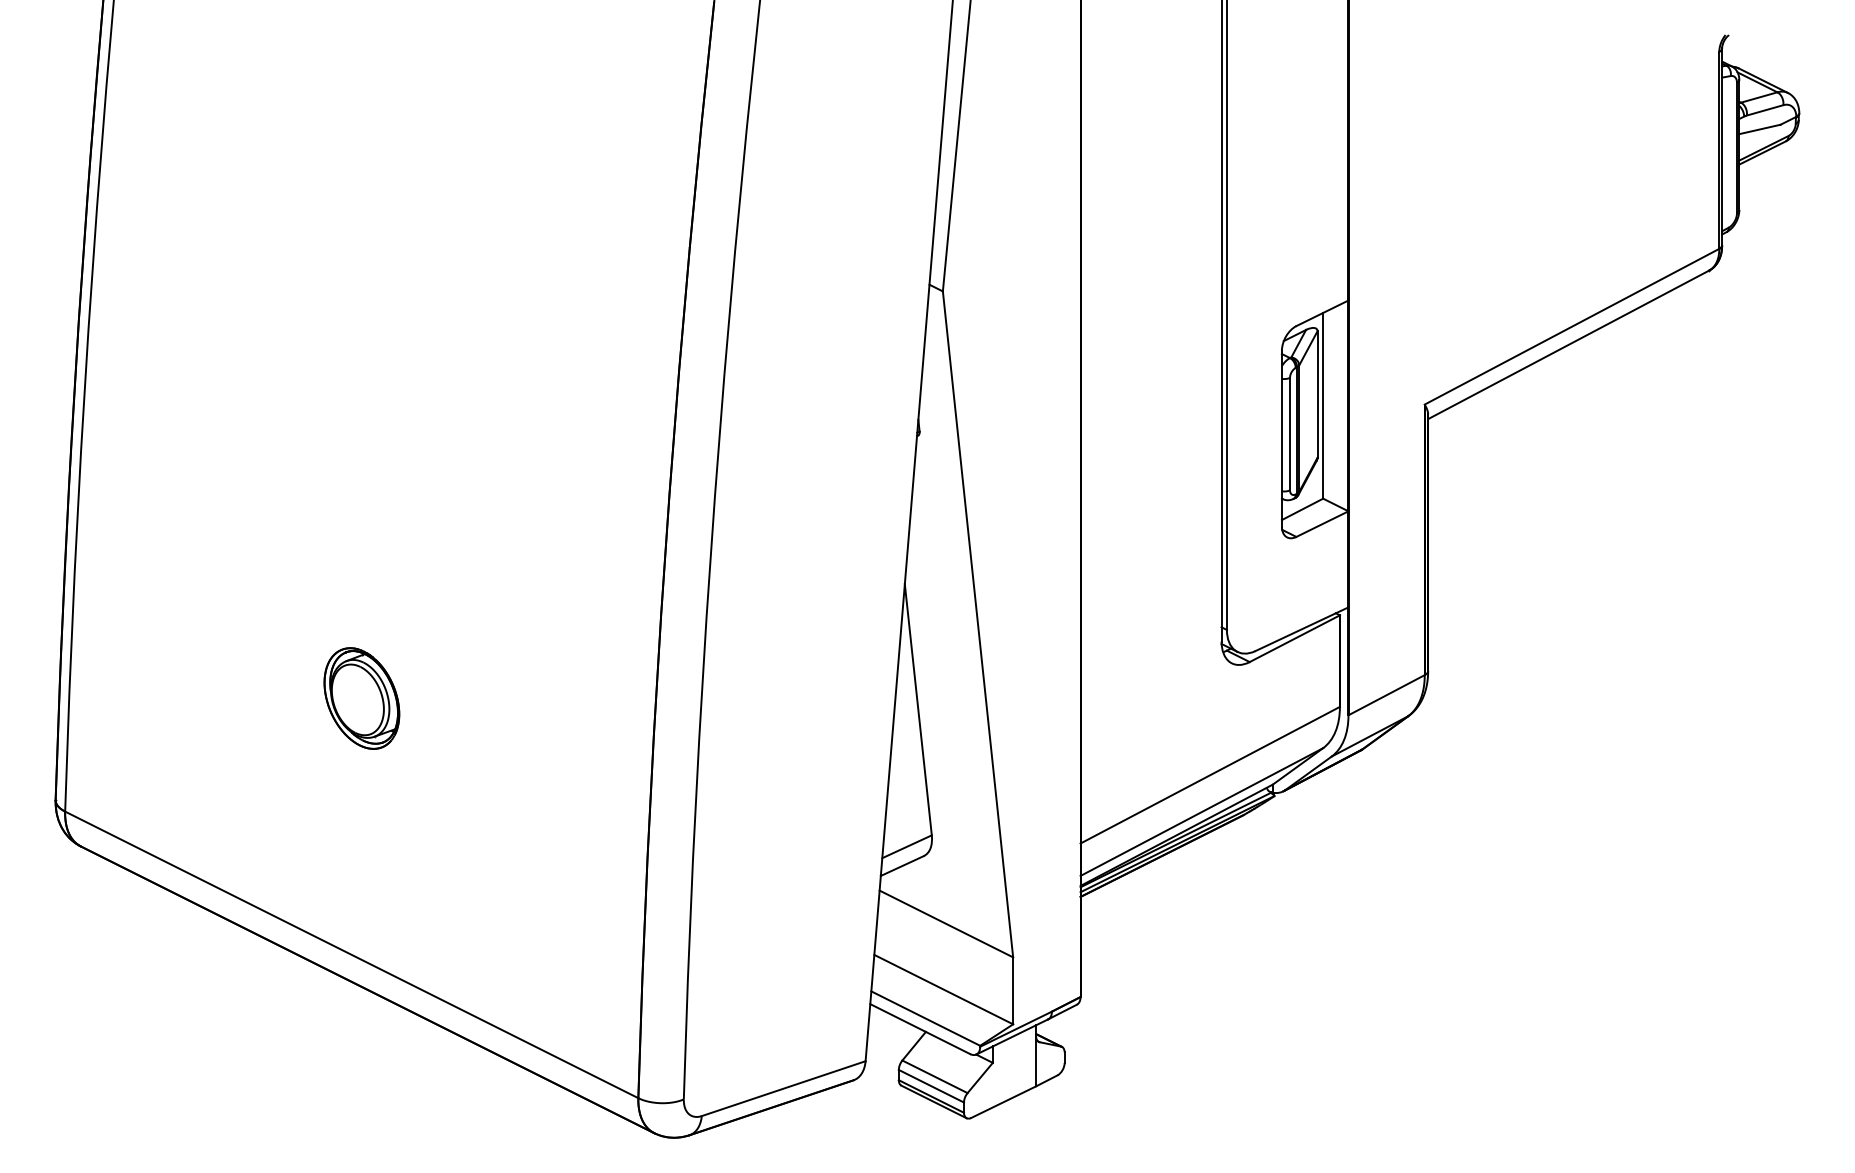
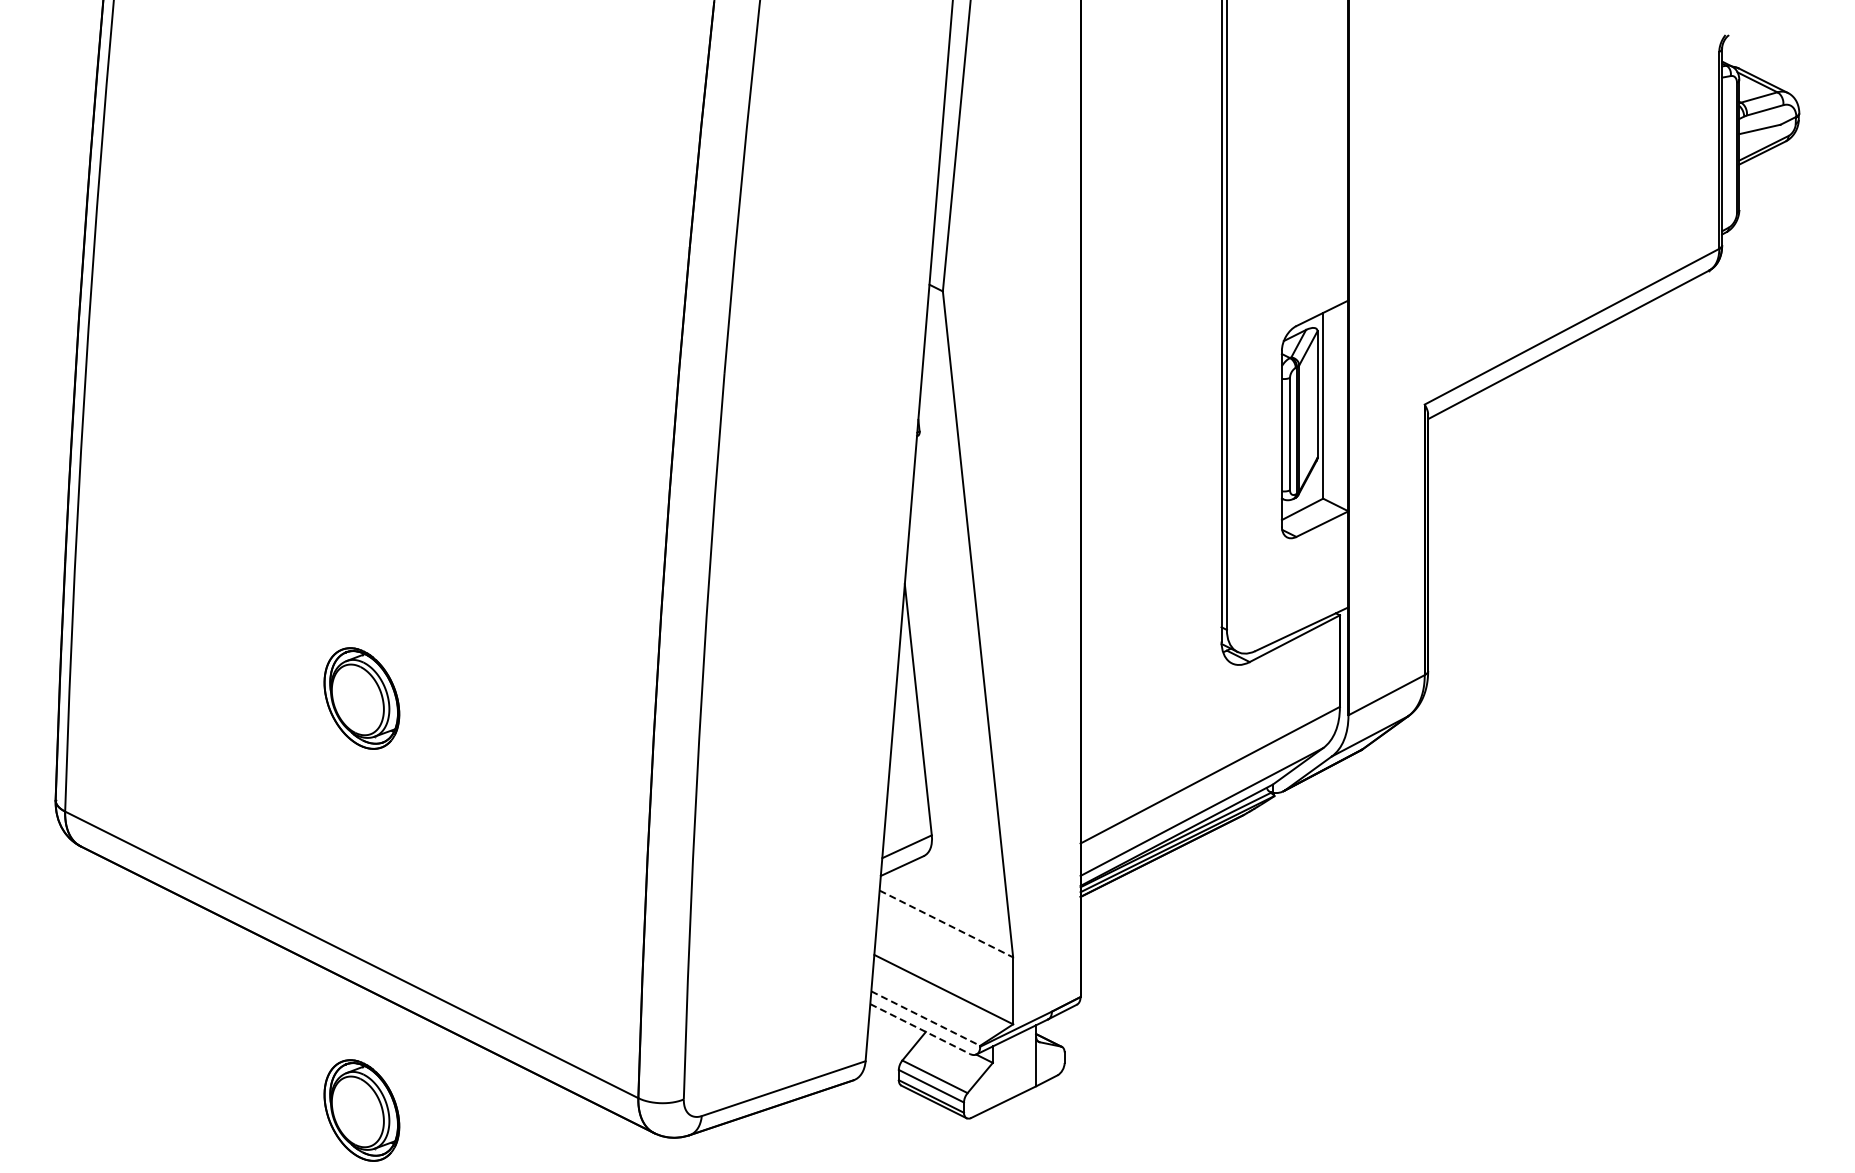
line: solid -> dashed (946, 924)
line: solid -> dashed (925, 1018)
line: solid -> dashed (920, 1029)
part: none -> present (361, 1110)
